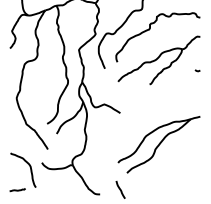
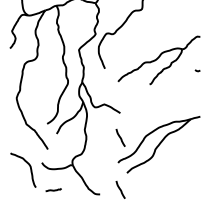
curve: present -> none (150, 29)
line: none -> present (120, 137)
line position: (17, 190) -> (53, 190) (53, 190)
